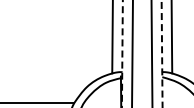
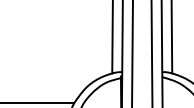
line: dashed -> solid (122, 54)
line: dashed -> solid (162, 54)
